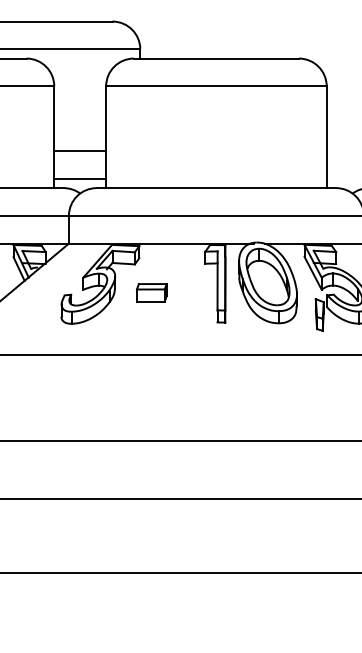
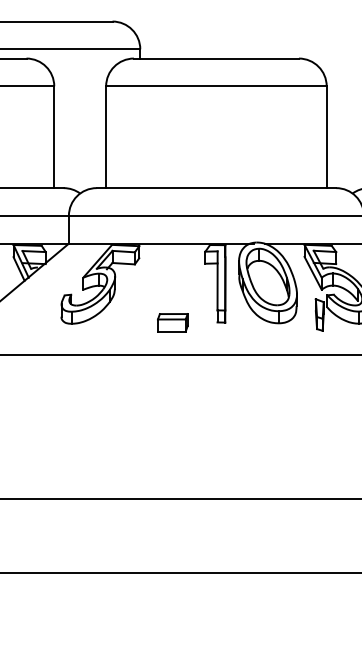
line: present -> none (80, 151)
line: present -> none (80, 178)
part position: (151, 292) -> (172, 322) (172, 322)
line: present -> none (180, 441)
